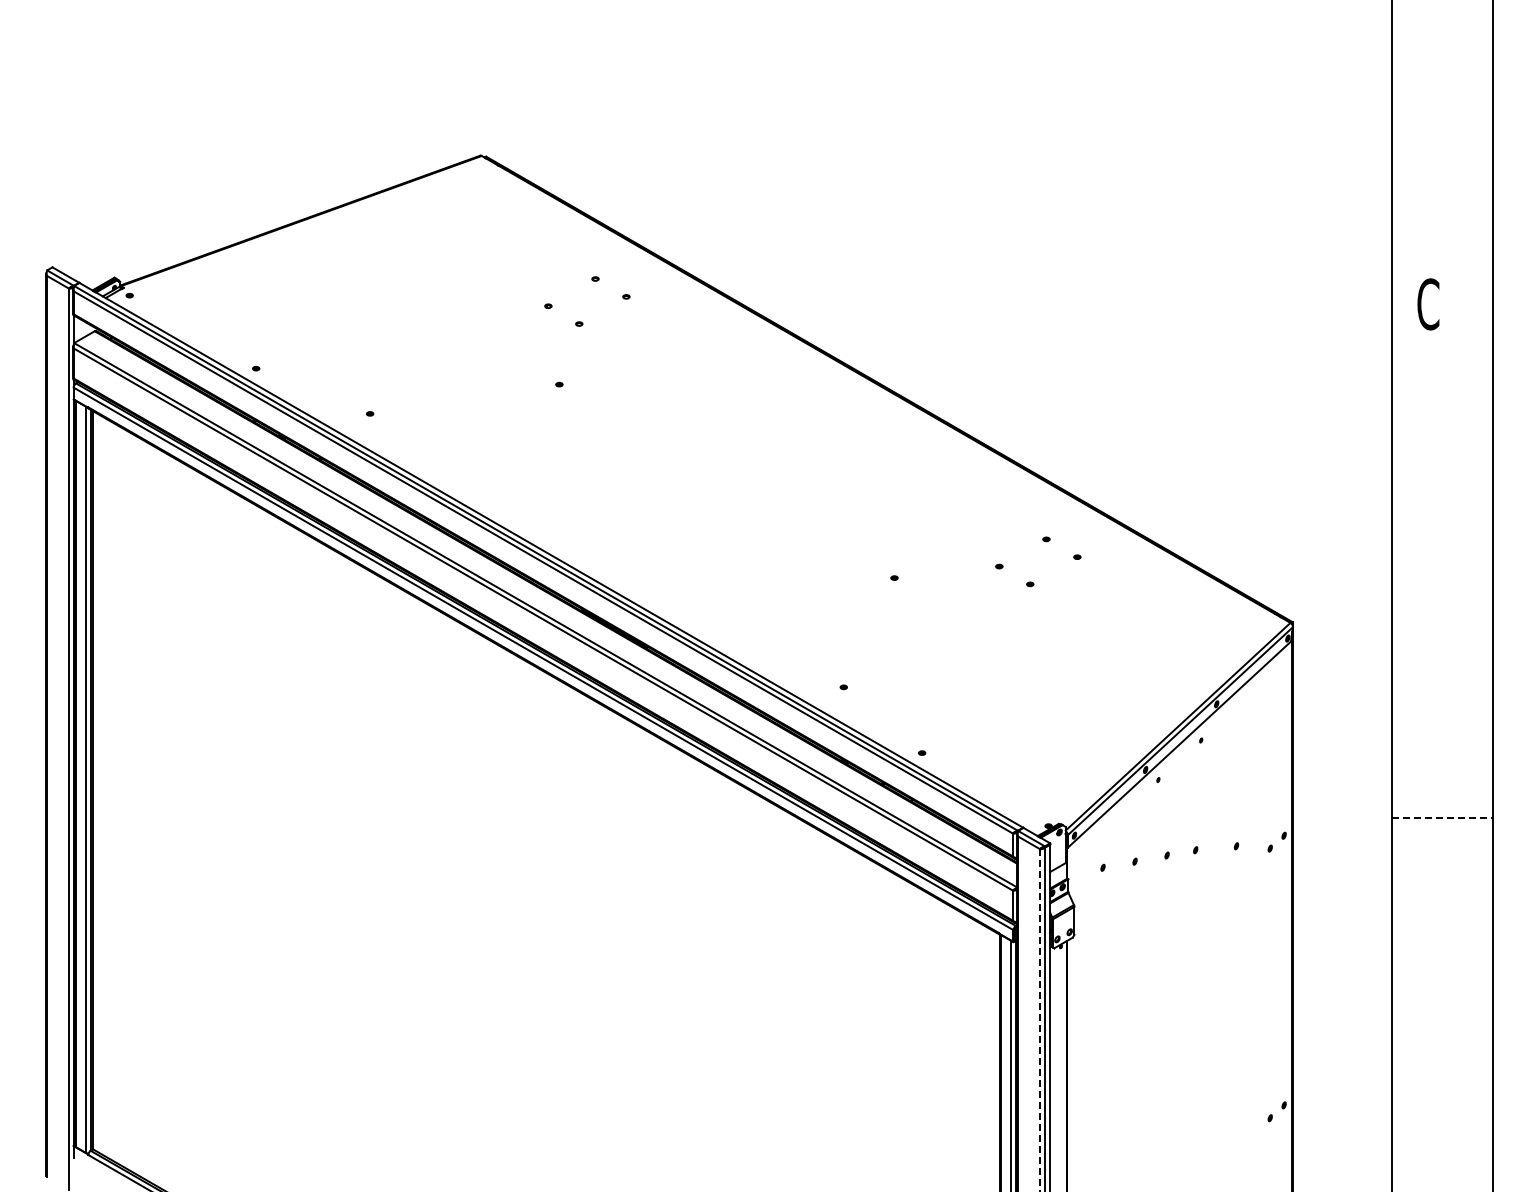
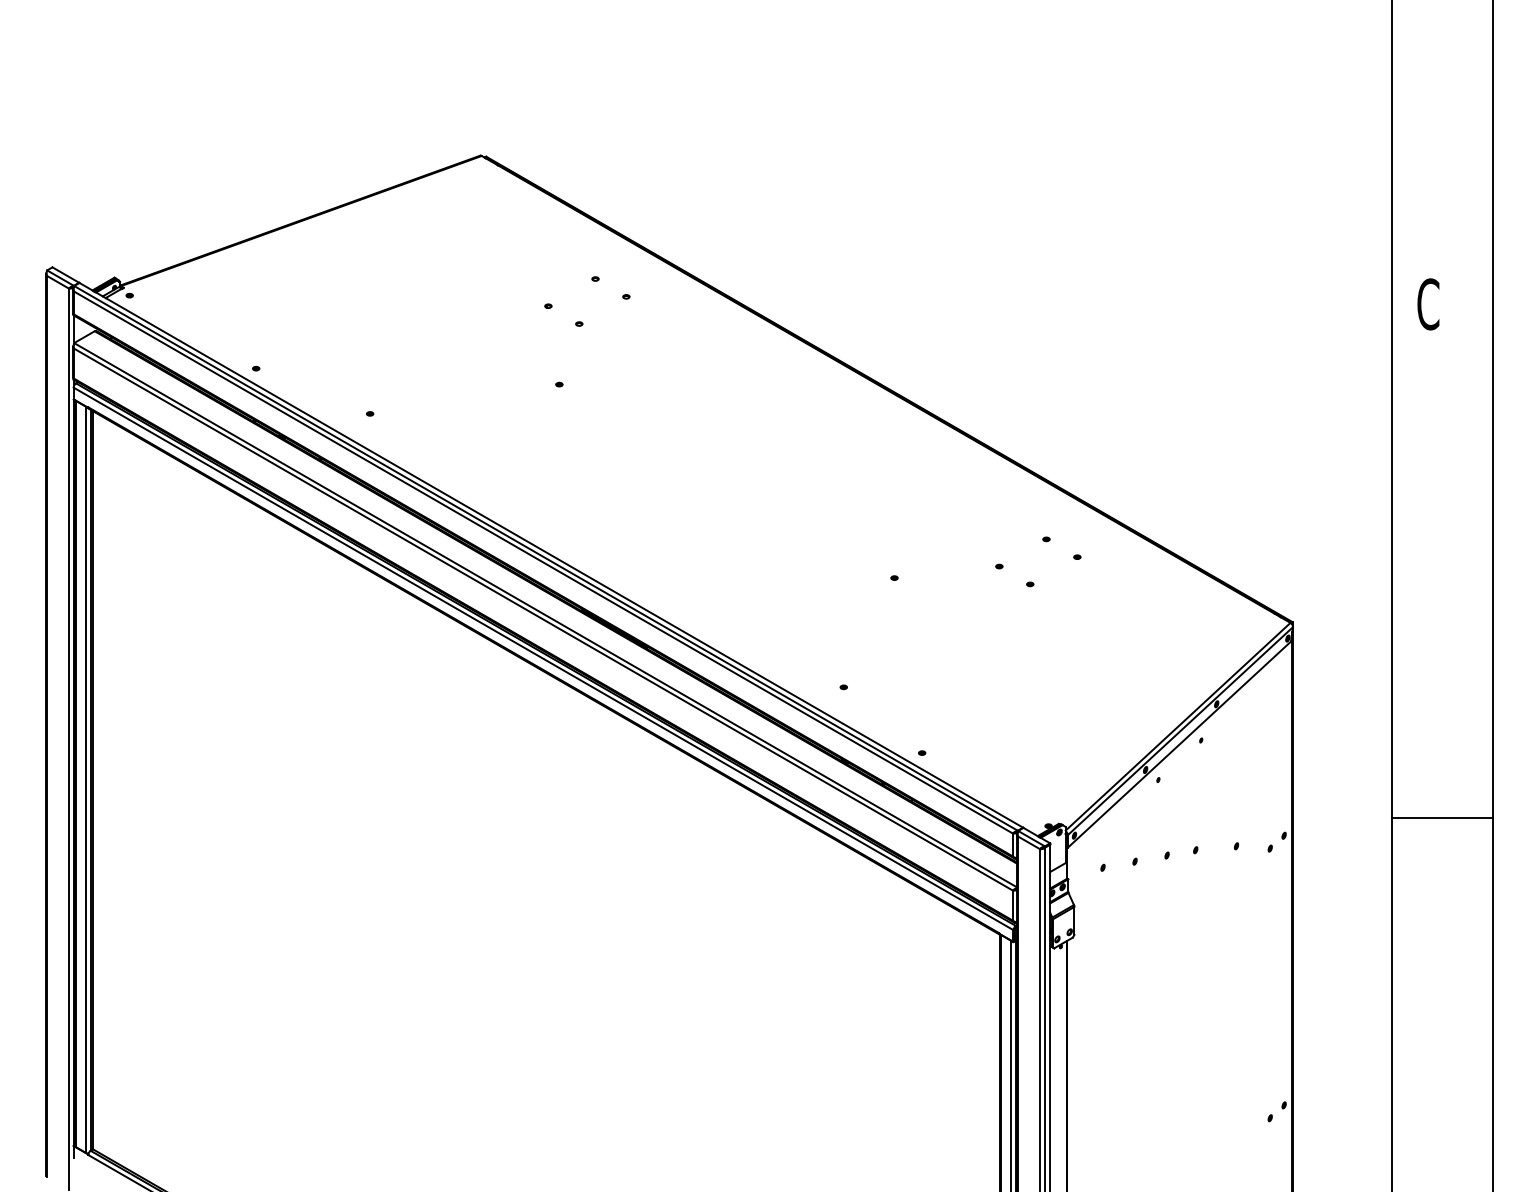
line: dashed -> solid (1442, 818)
line: dashed -> solid (1040, 1021)
